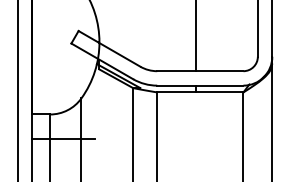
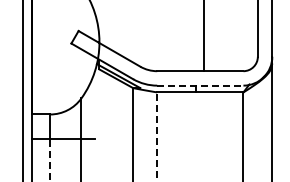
line position: (195, 36) -> (203, 36) (203, 36)
line: solid -> dashed (200, 85)
line position: (17, 90) -> (22, 90) (22, 90)
line: solid -> dashed (157, 136)
line: solid -> dashed (50, 159)
